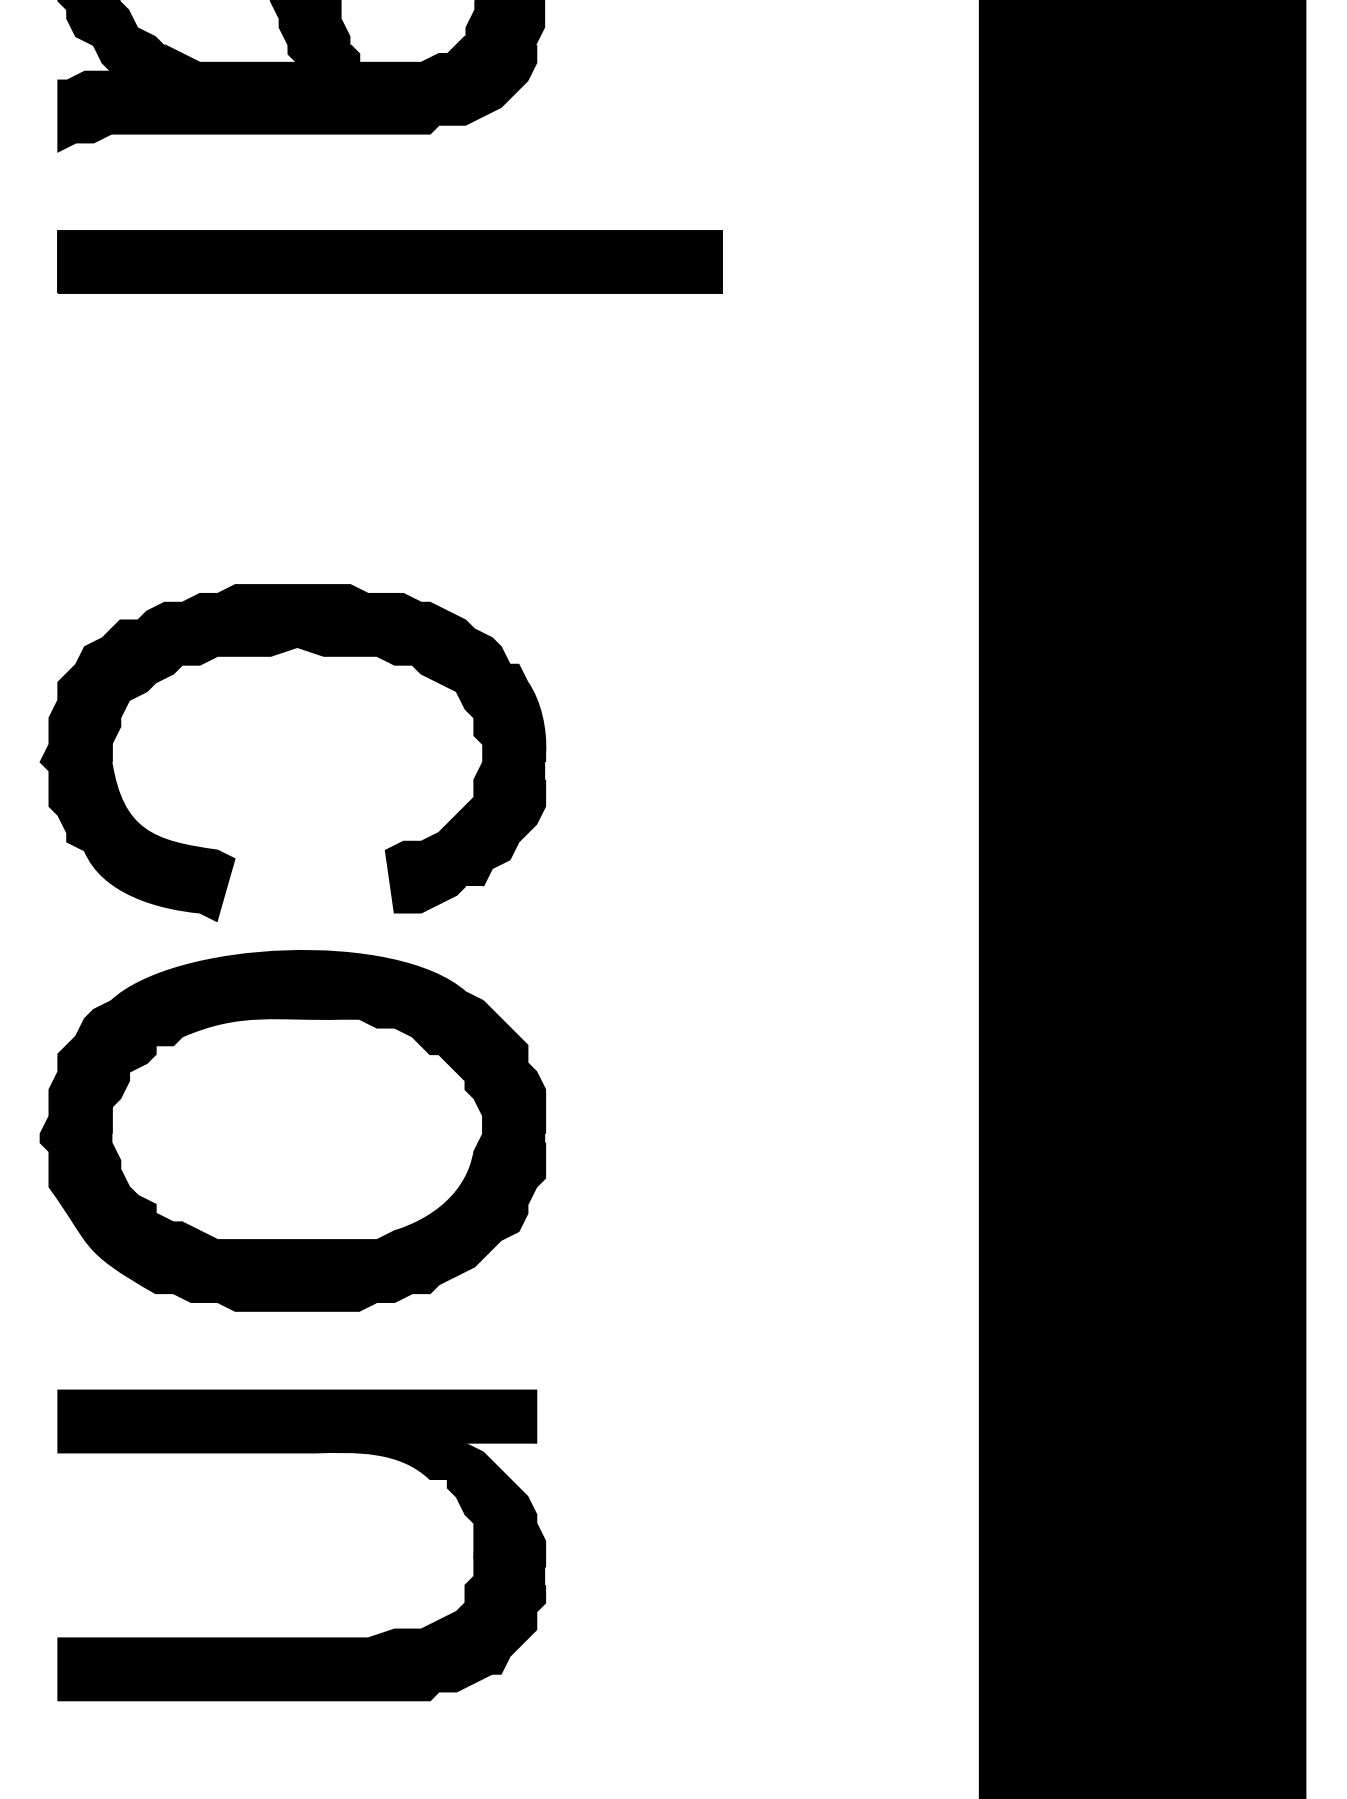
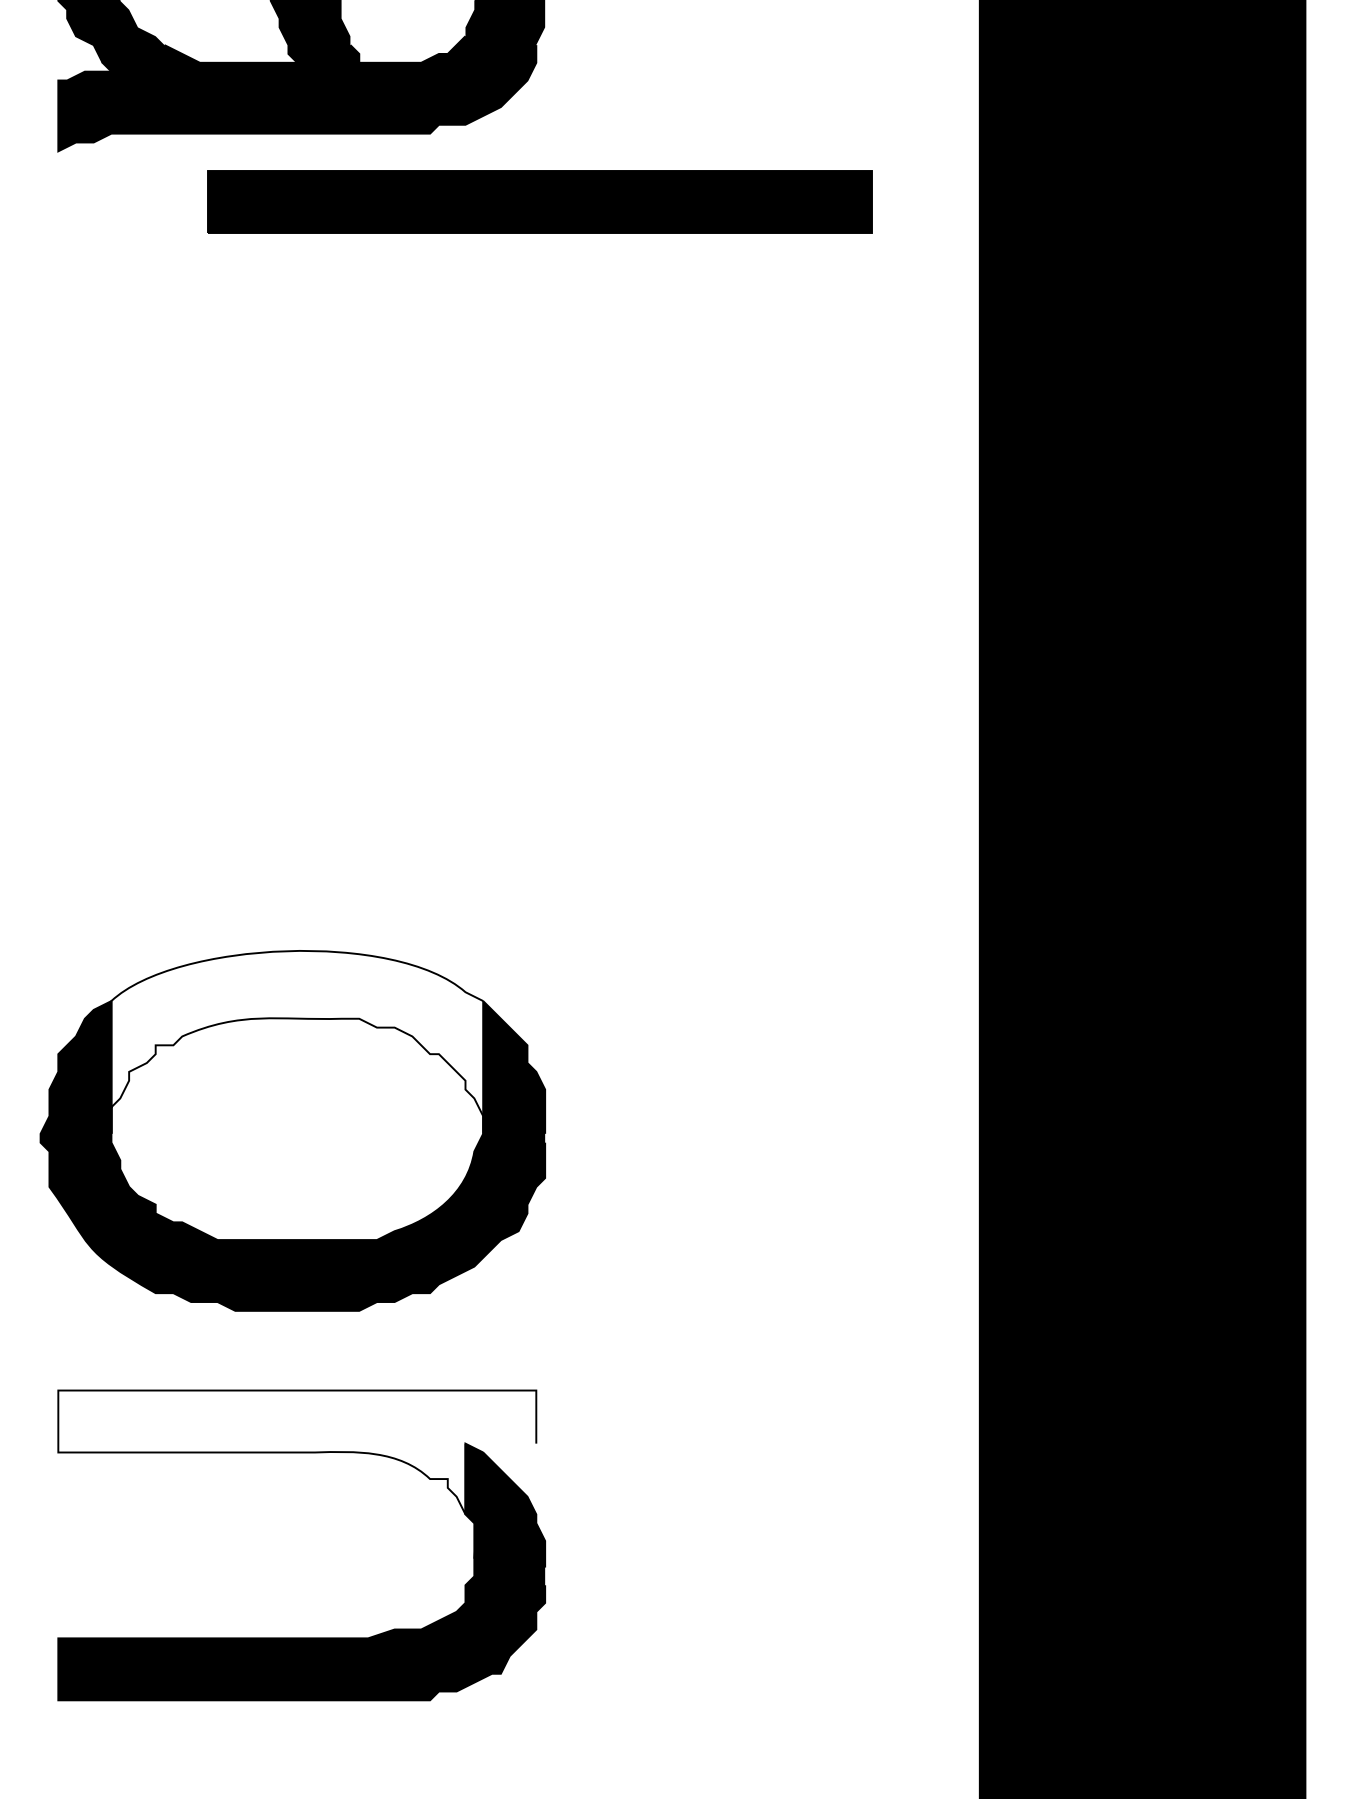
part position: (389, 261) -> (539, 201) (539, 201)
part: present -> none (272, 656)
fill: present -> none (297, 1042)
fill: present -> none (297, 1452)
